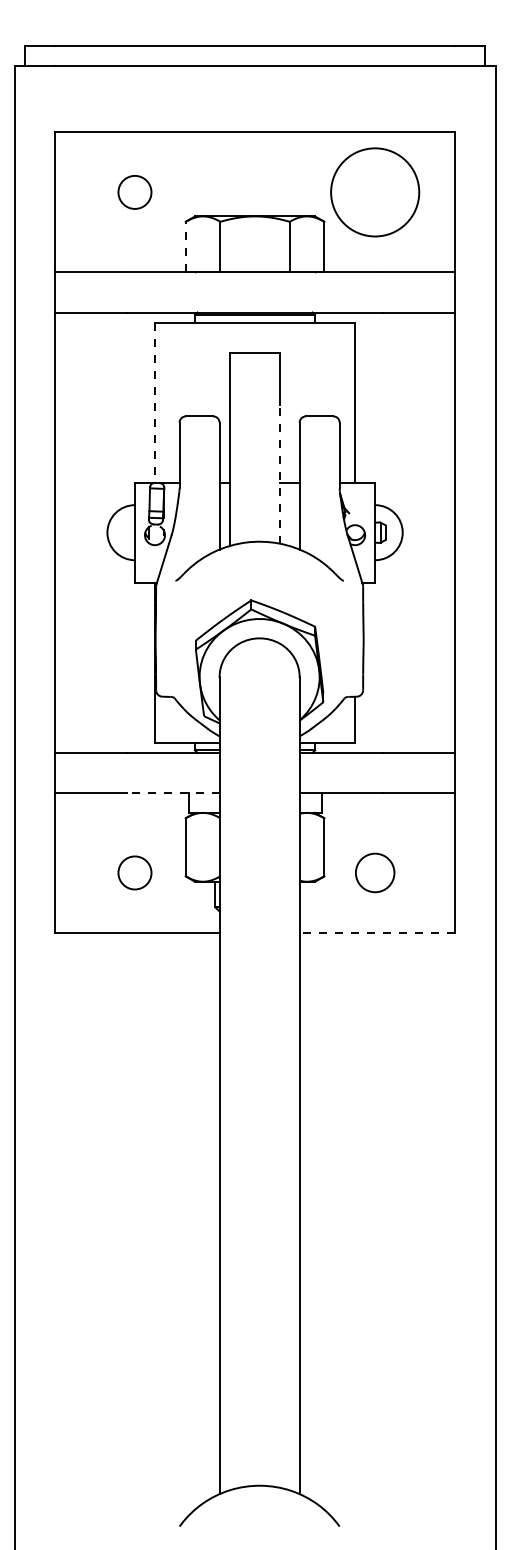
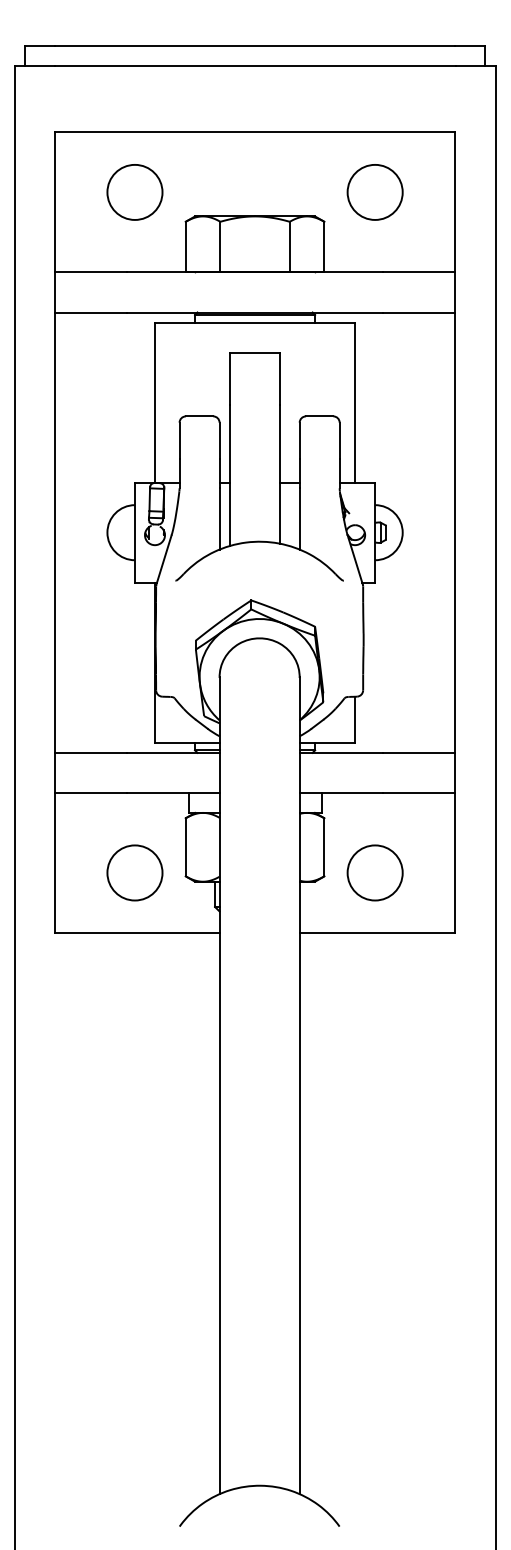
circle diameter: 33 px -> 55 px (134, 191)
circle diameter: 88 px -> 55 px (374, 191)
line: dashed -> solid (185, 246)
line: dashed -> solid (155, 403)
line: dashed -> solid (280, 473)
line: dashed -> solid (172, 792)
circle size: 36x36 px -> 58x58 px (134, 872)
circle diameter: 39 px -> 55 px (374, 872)
line: dashed -> solid (377, 933)
